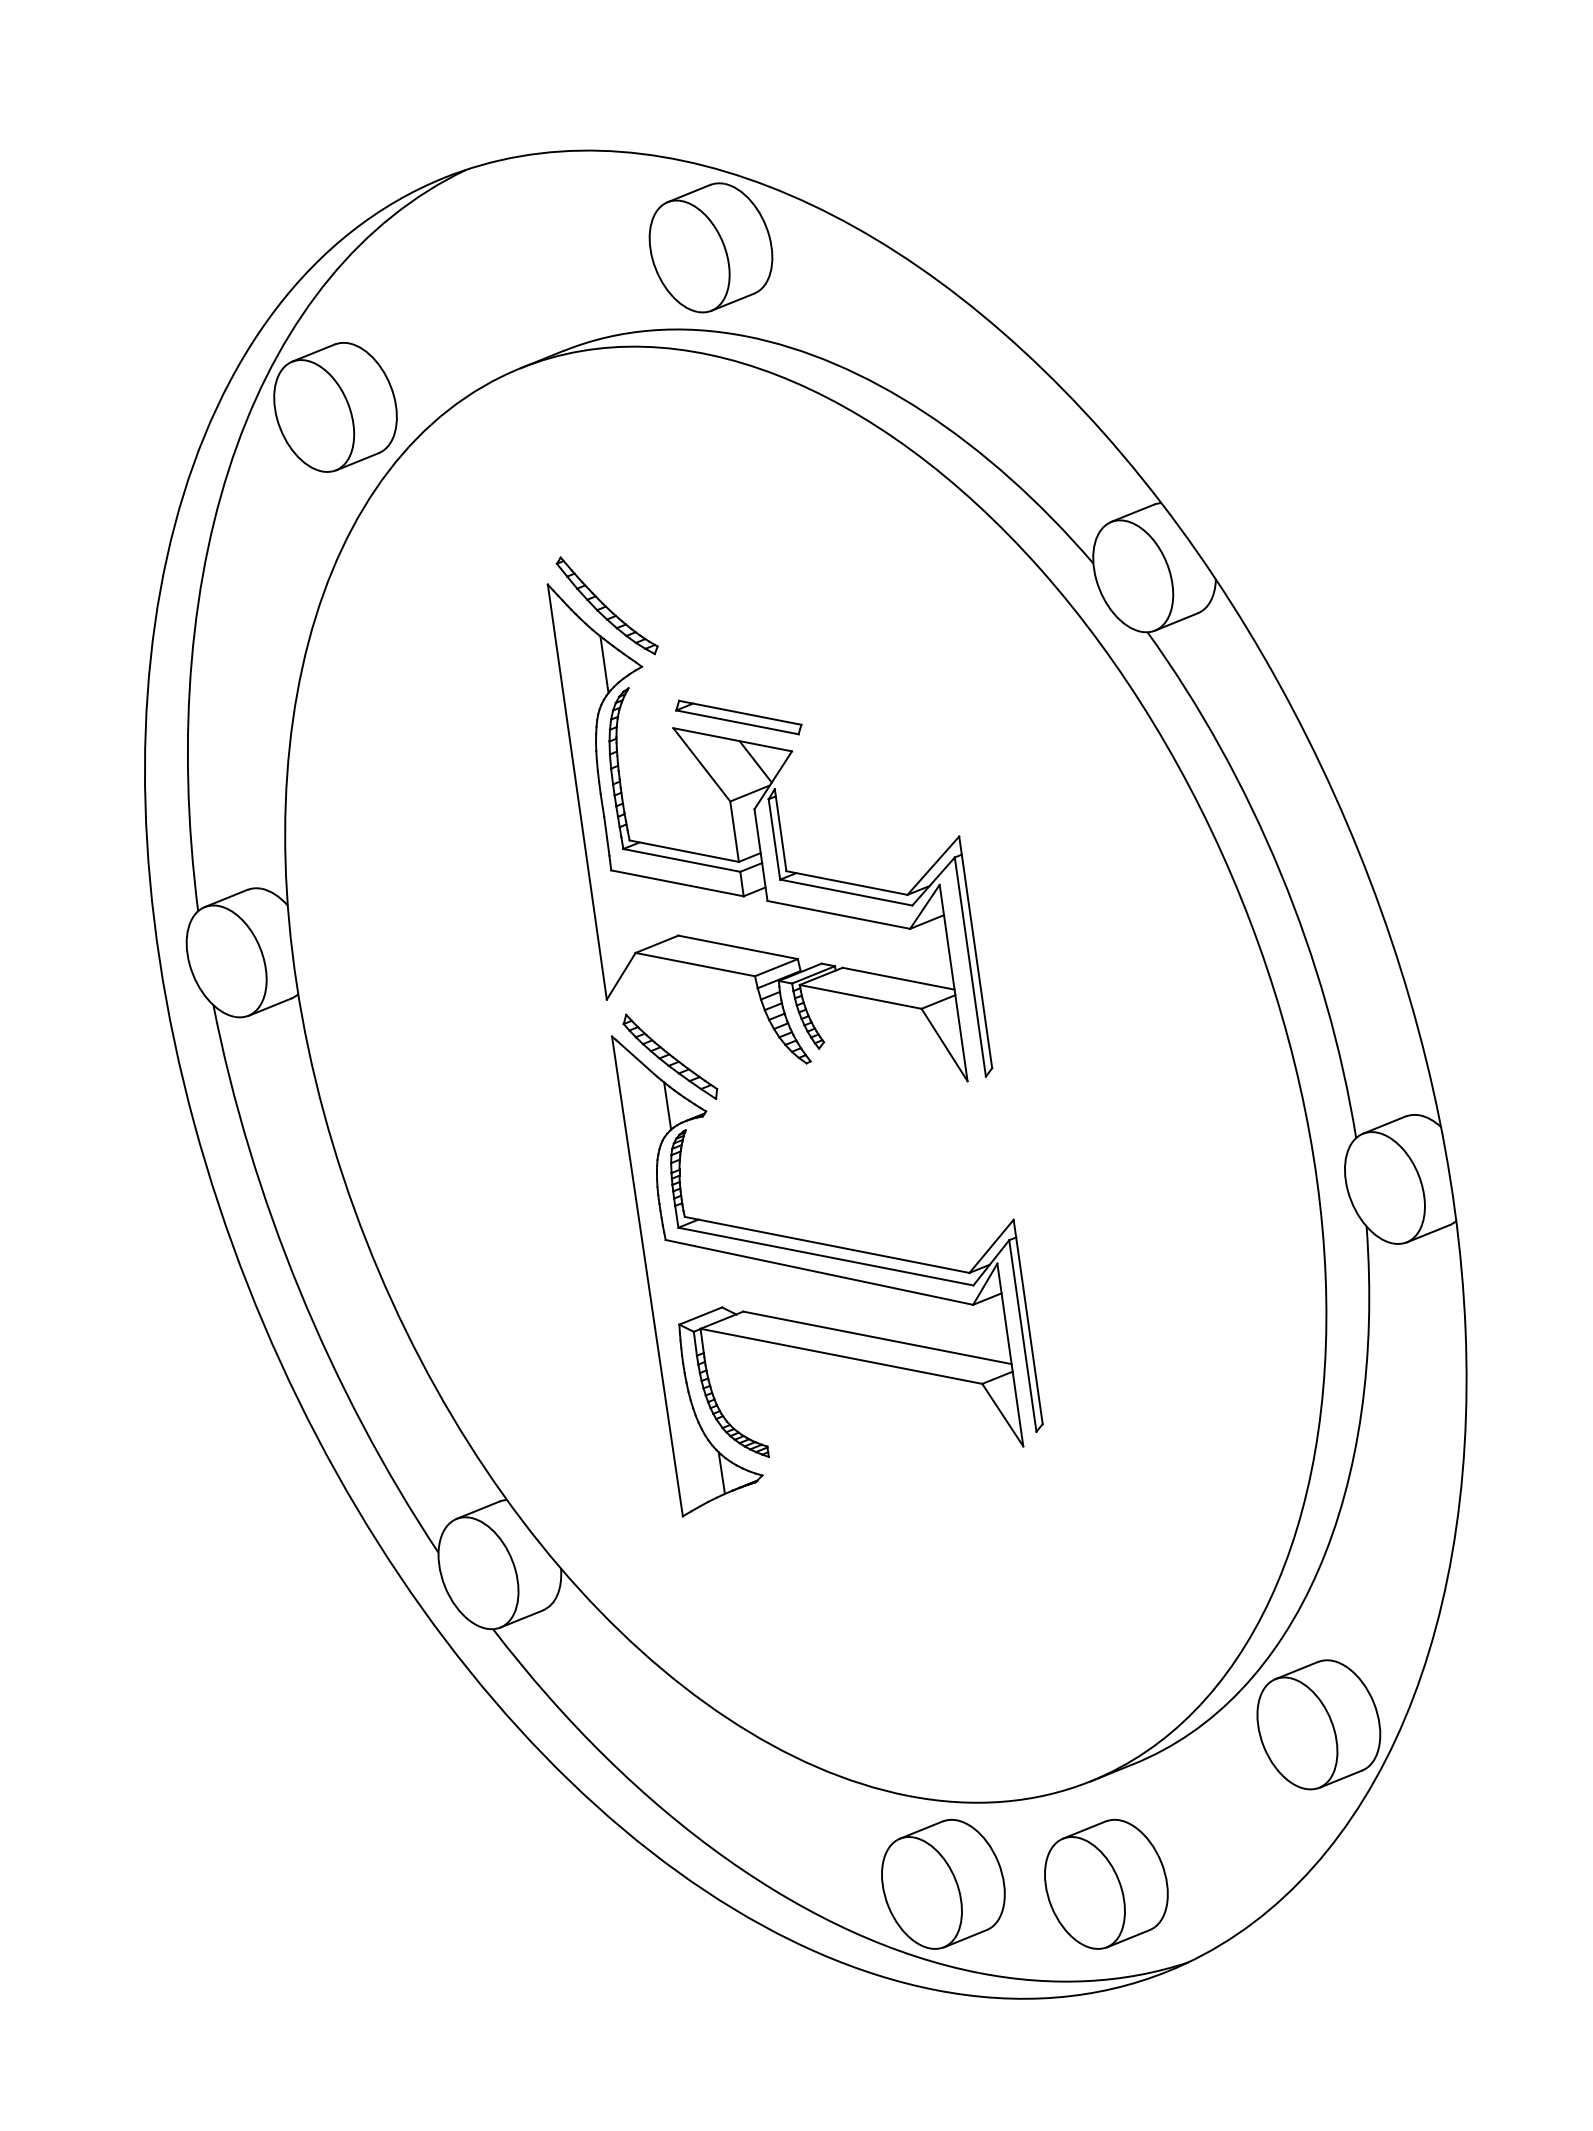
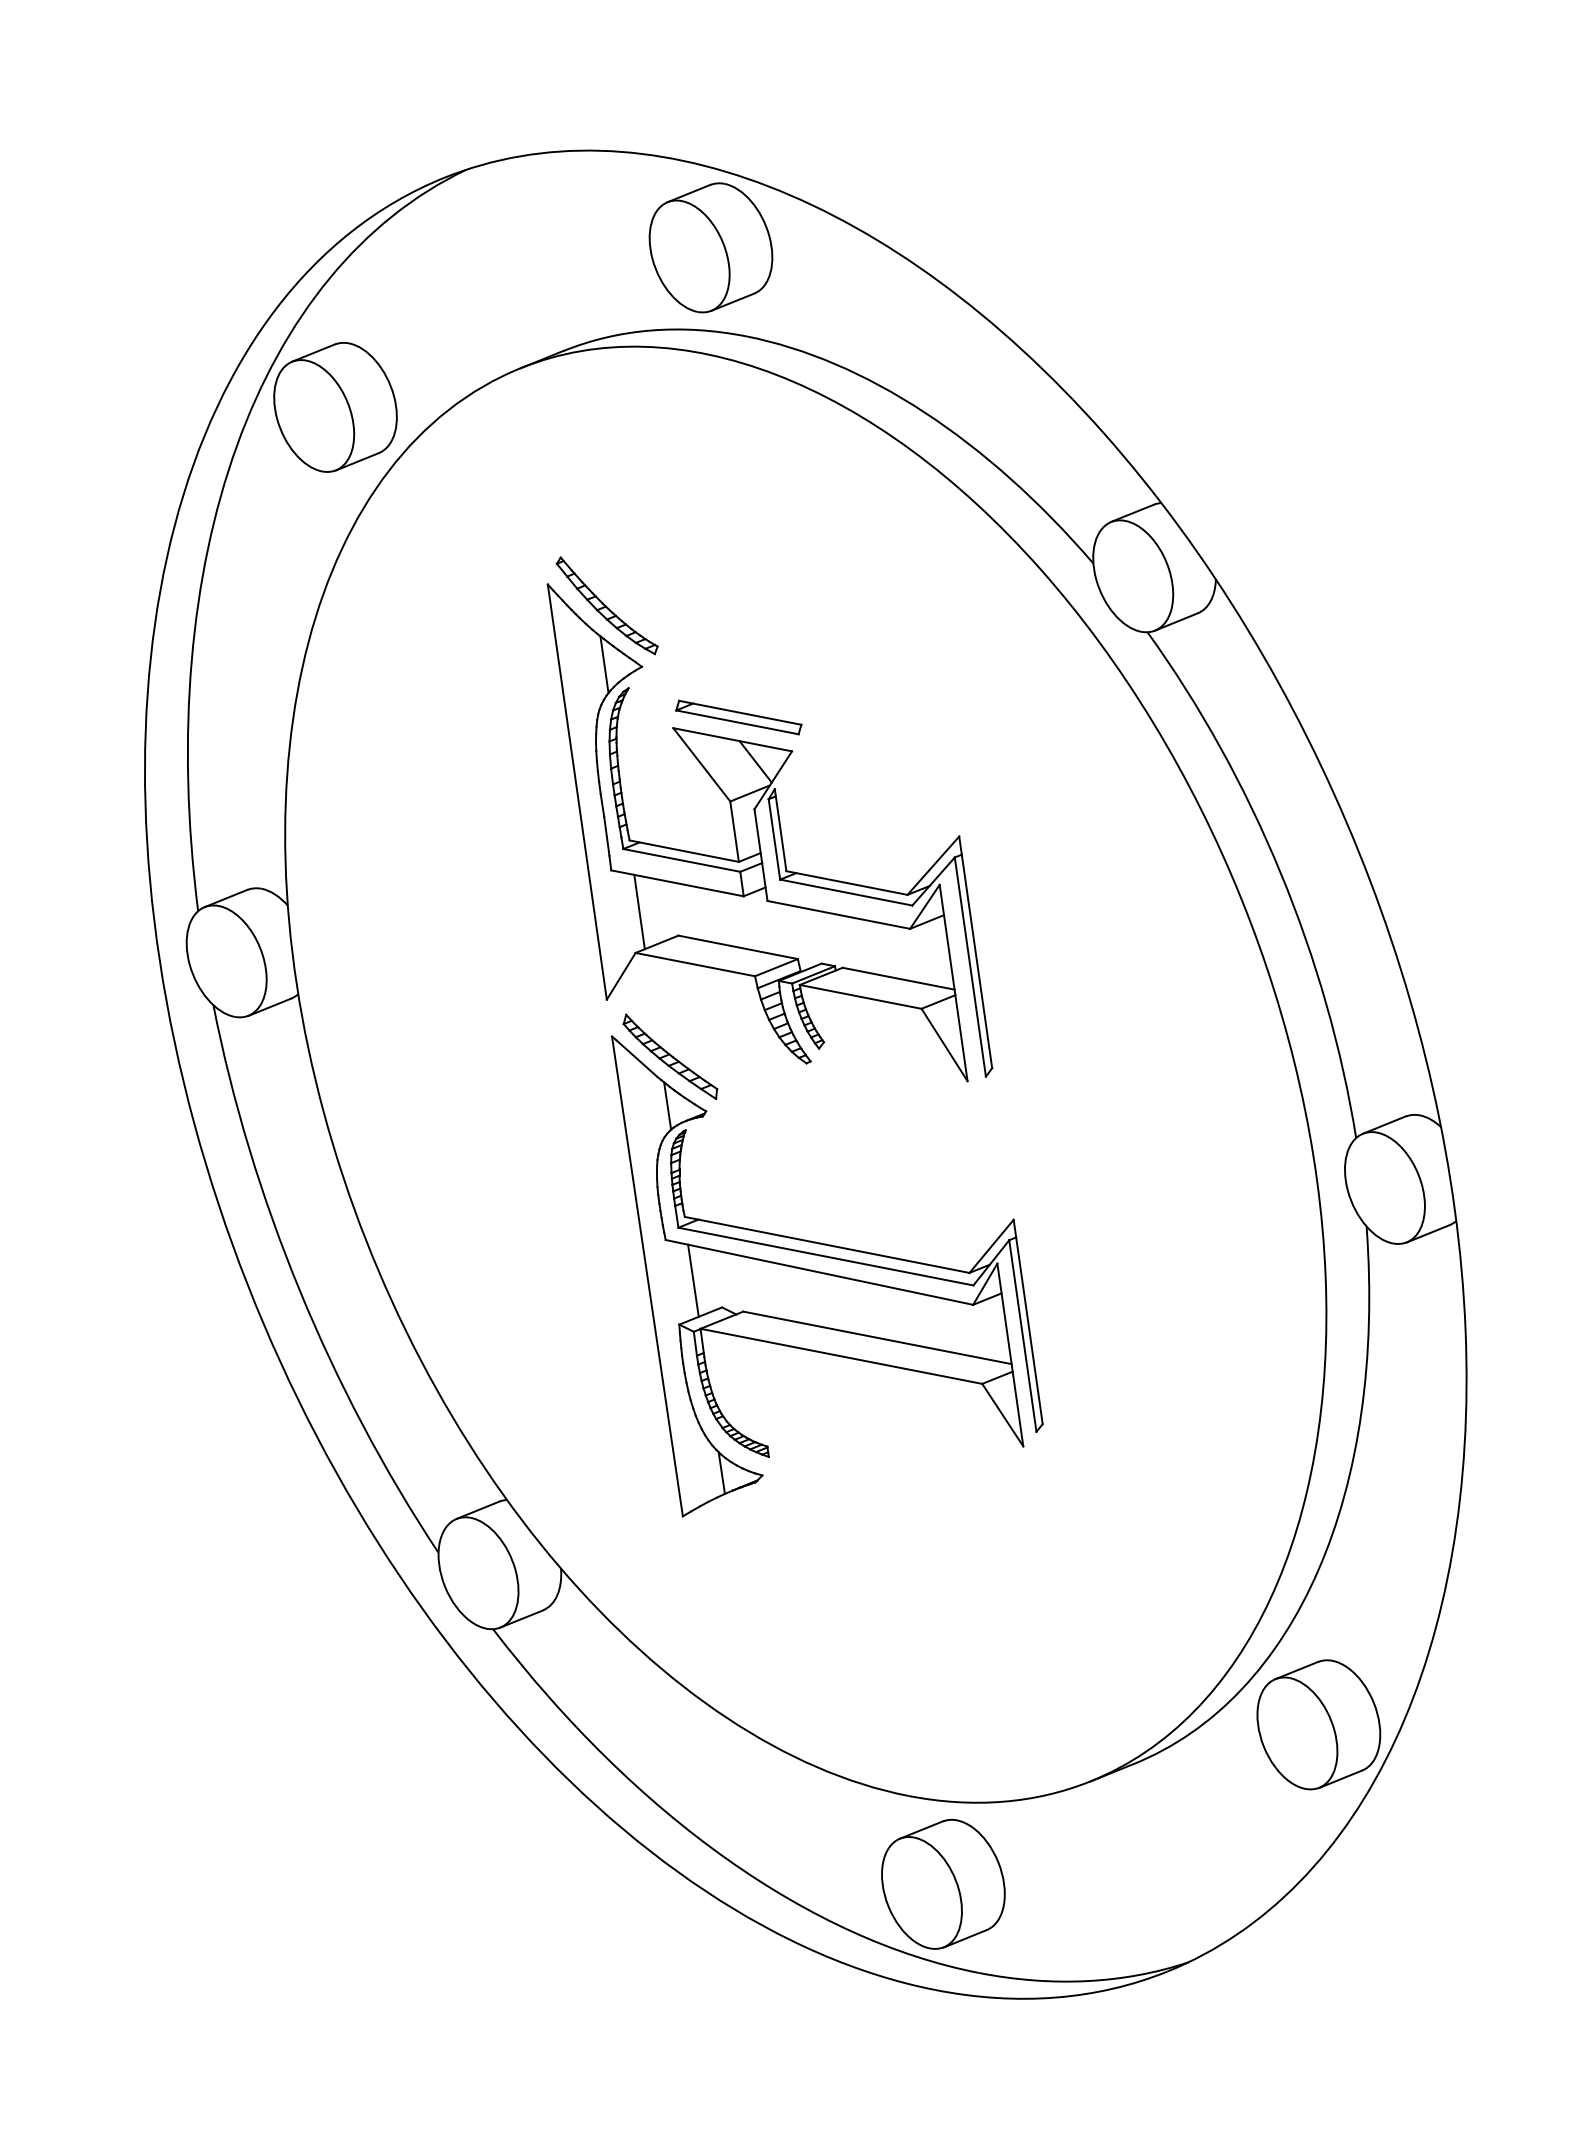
line: none -> present (639, 911)
line: none -> present (693, 1280)
part: present -> none (1106, 1883)
